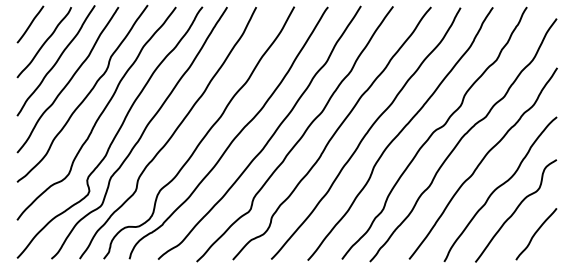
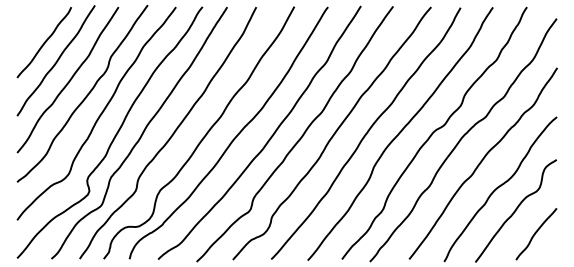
line: present -> none (30, 24)
